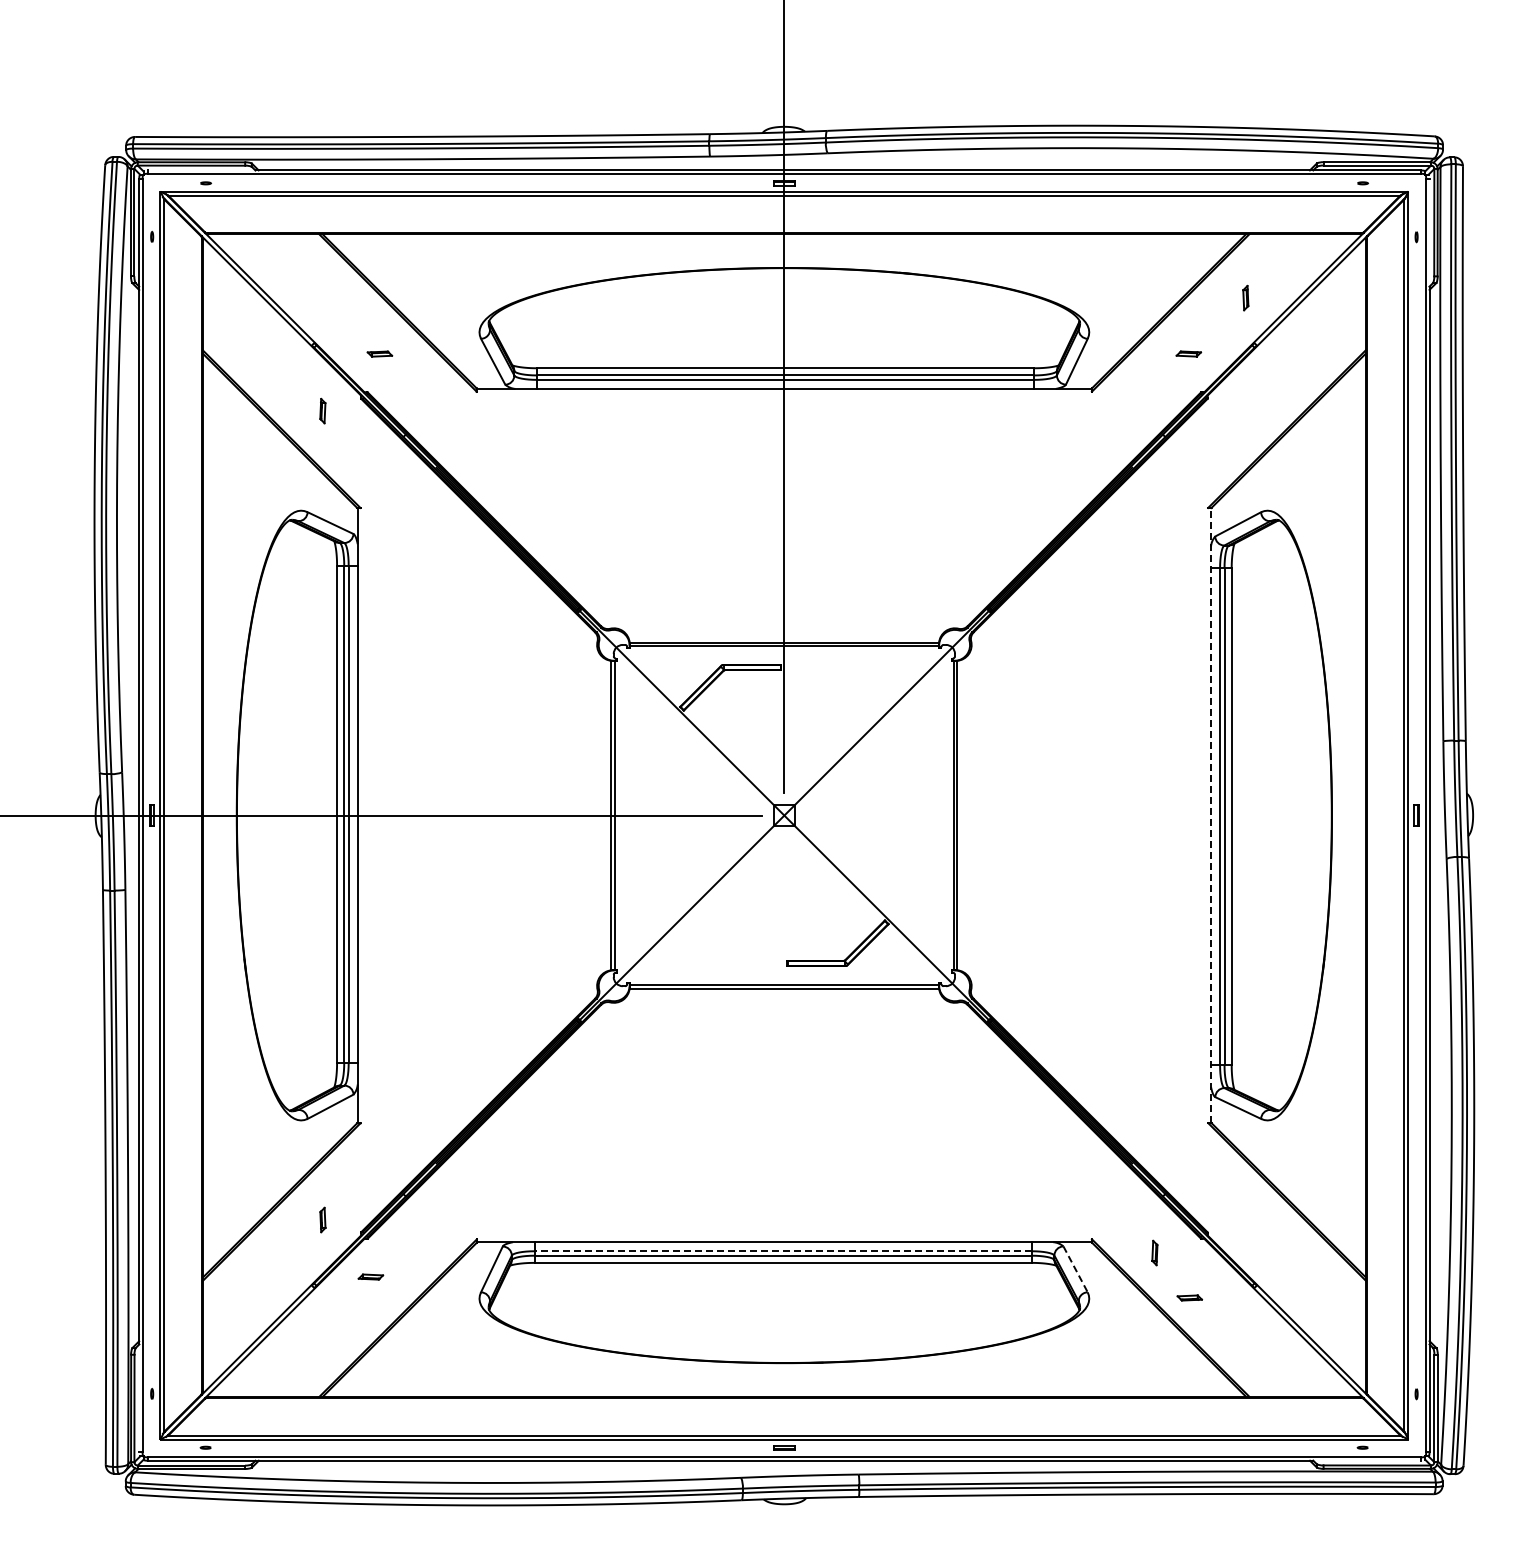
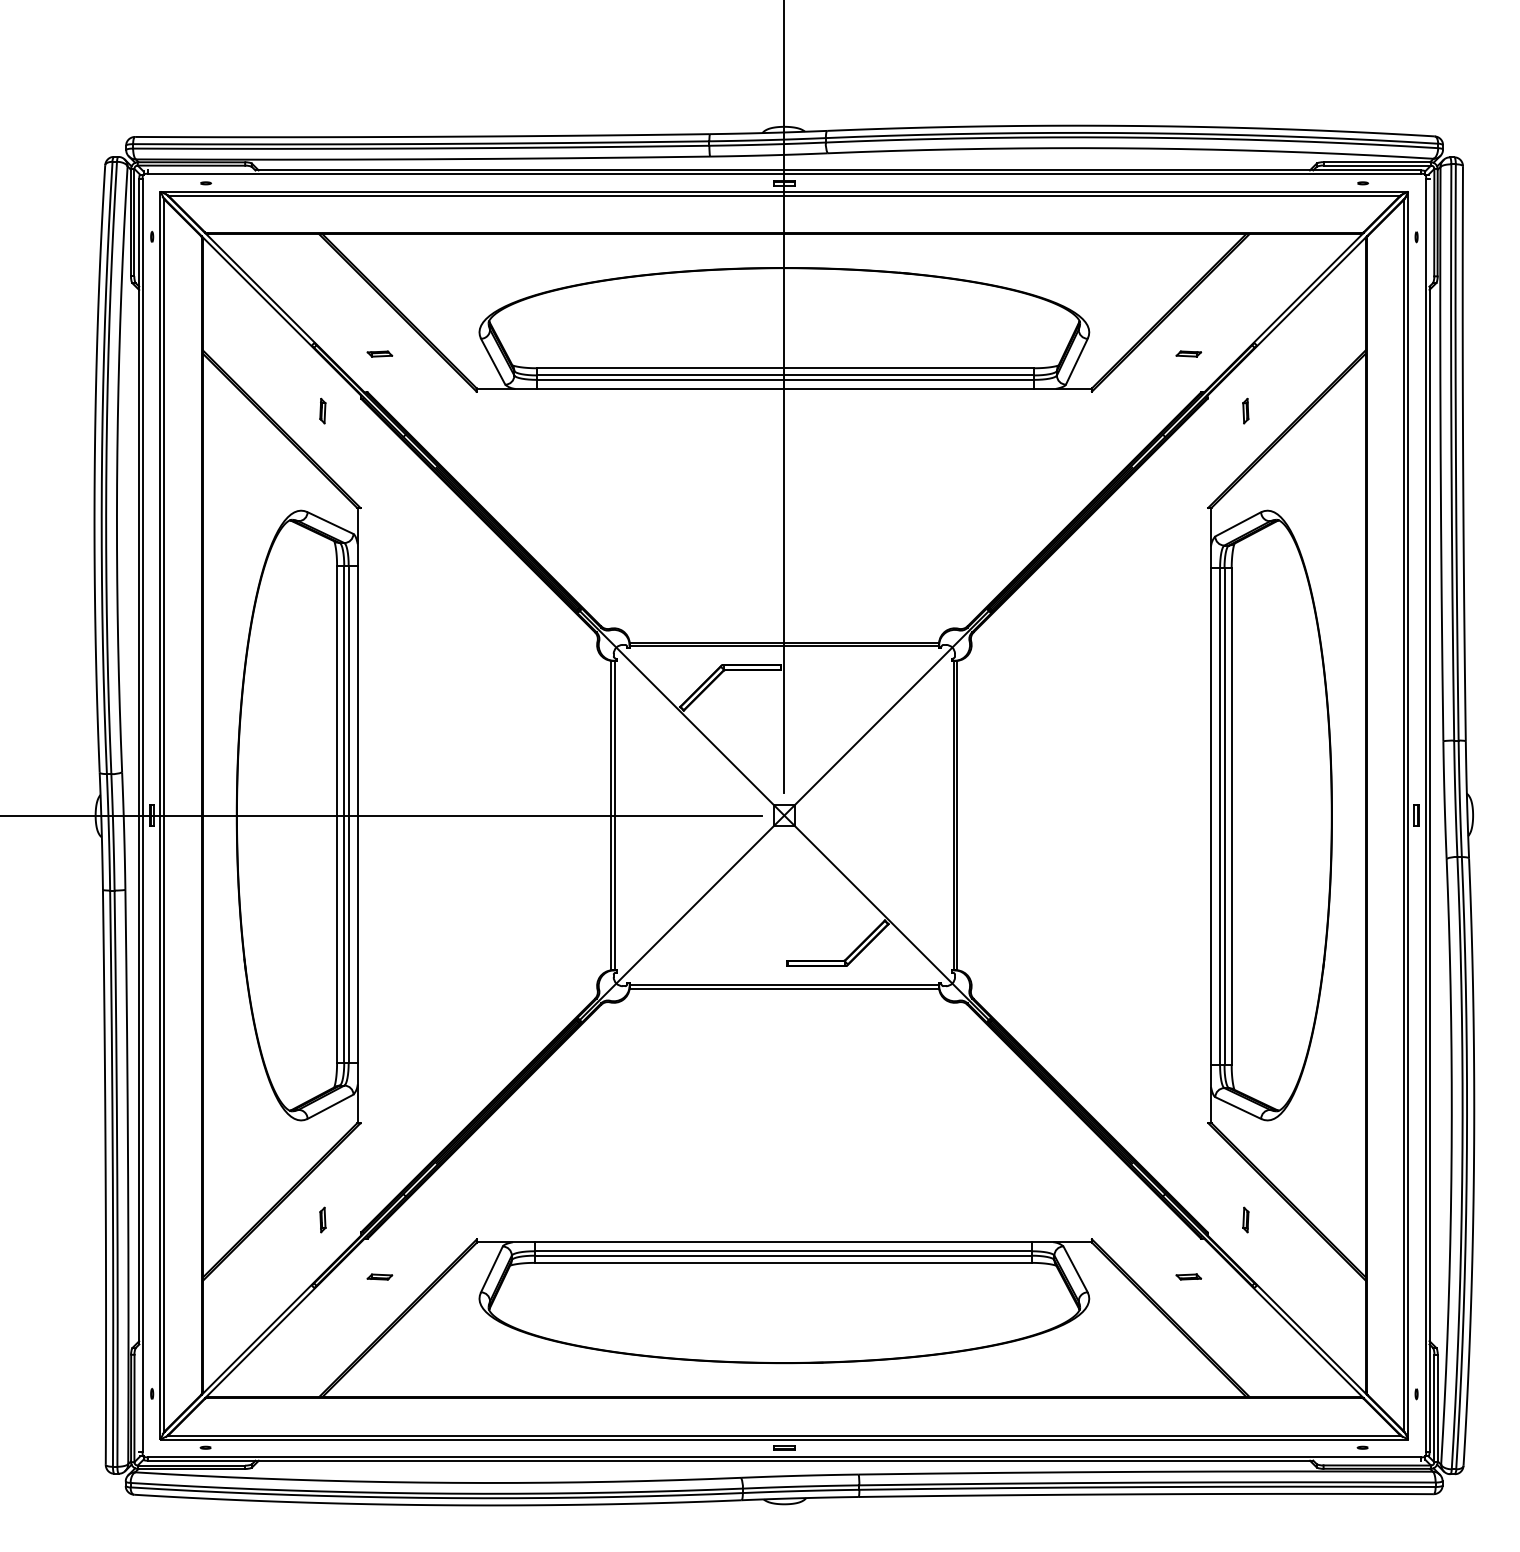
part position: (1245, 297) -> (1245, 410) (1245, 410)
line: dashed -> solid (1211, 815)
line: dashed -> solid (783, 1251)
part position: (1154, 1252) -> (1245, 1219) (1245, 1219)
line: dashed -> solid (1075, 1269)
part position: (370, 1276) -> (379, 1276) (379, 1276)
part position: (1189, 1297) -> (1188, 1276) (1188, 1276)
